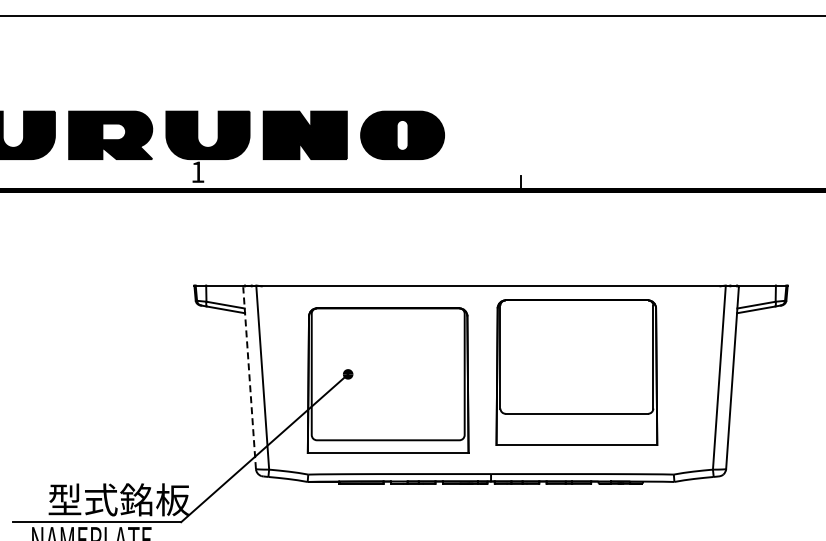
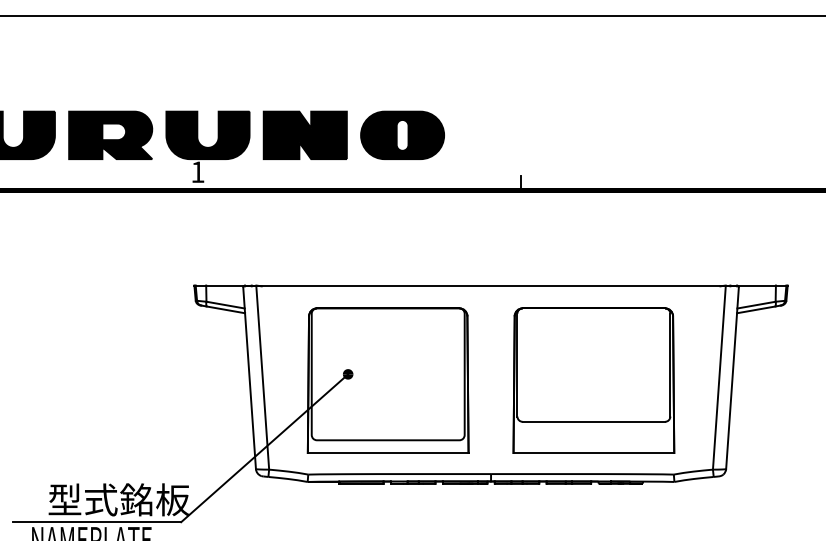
part position: (576, 372) -> (593, 380) (593, 380)
line: dashed -> solid (249, 378)
